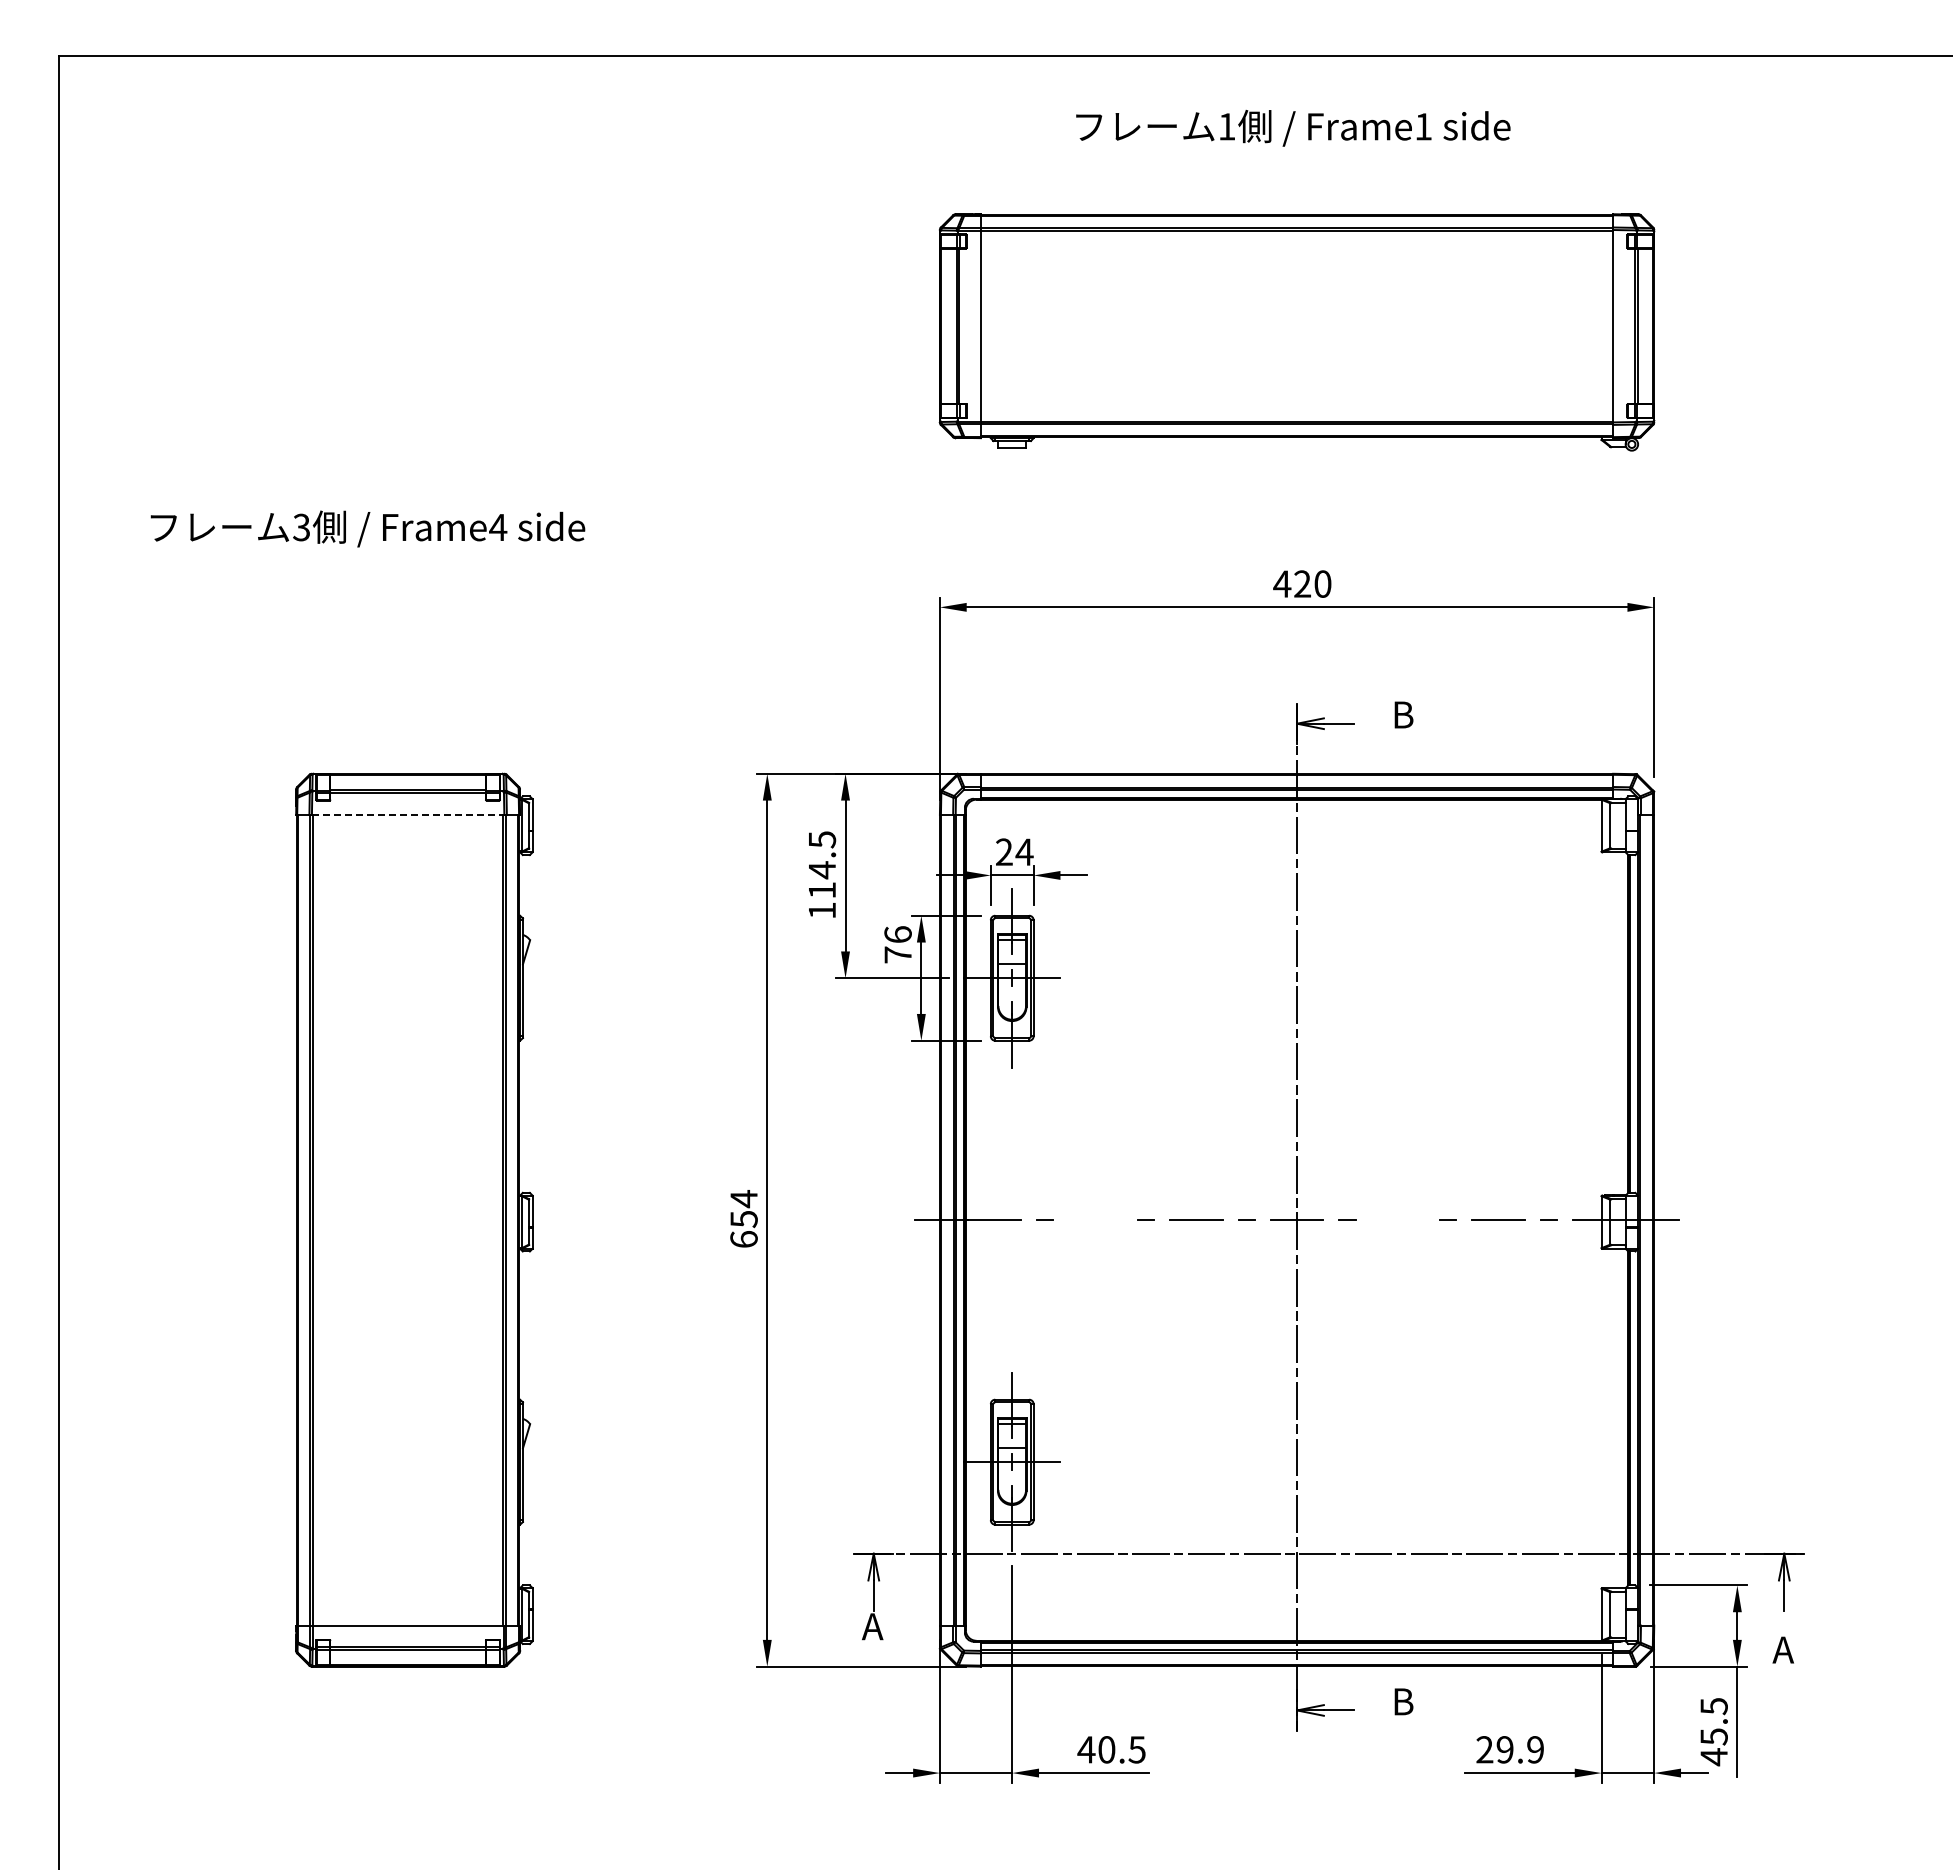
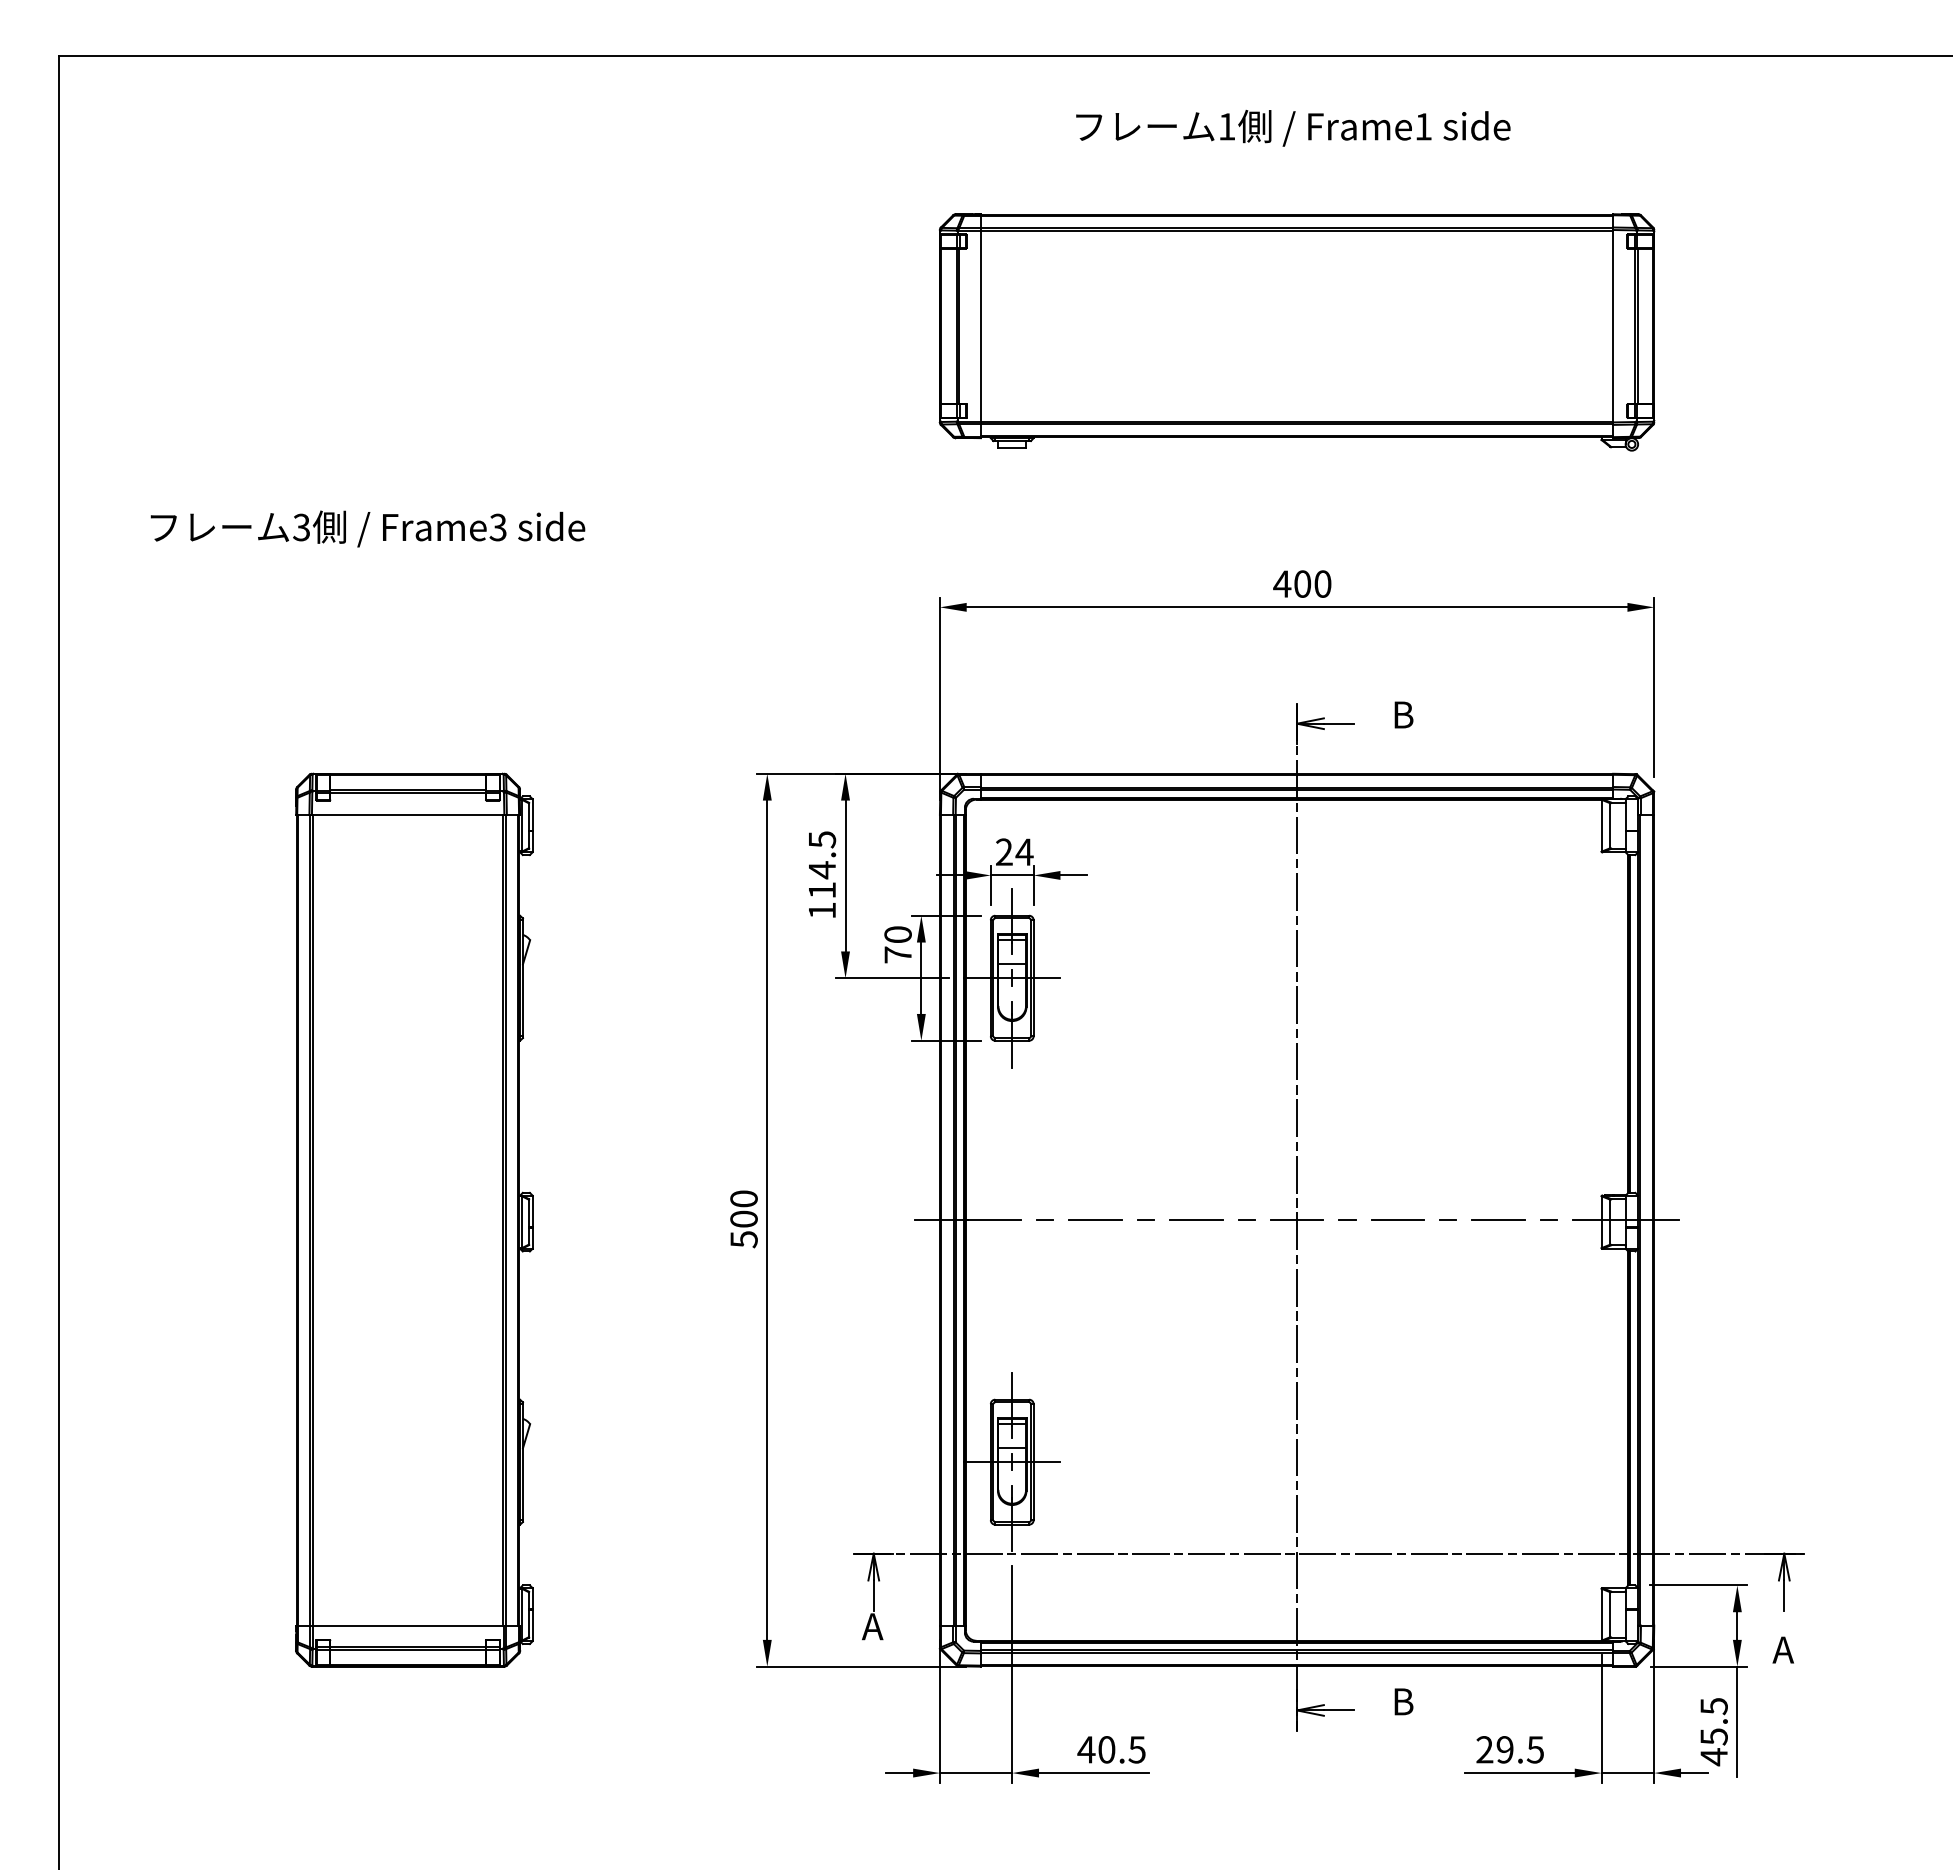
text: Frame4 -> Frame3 (498, 527)
text: 420 -> 400 (1302, 583)
line: dashed -> solid (408, 814)
text: 76 -> 70 (897, 934)
text: 654 -> 500 (743, 1219)
line: none -> present (1095, 1220)
line: none -> present (1397, 1220)
text: 29.9 -> 29.5 (1534, 1749)
